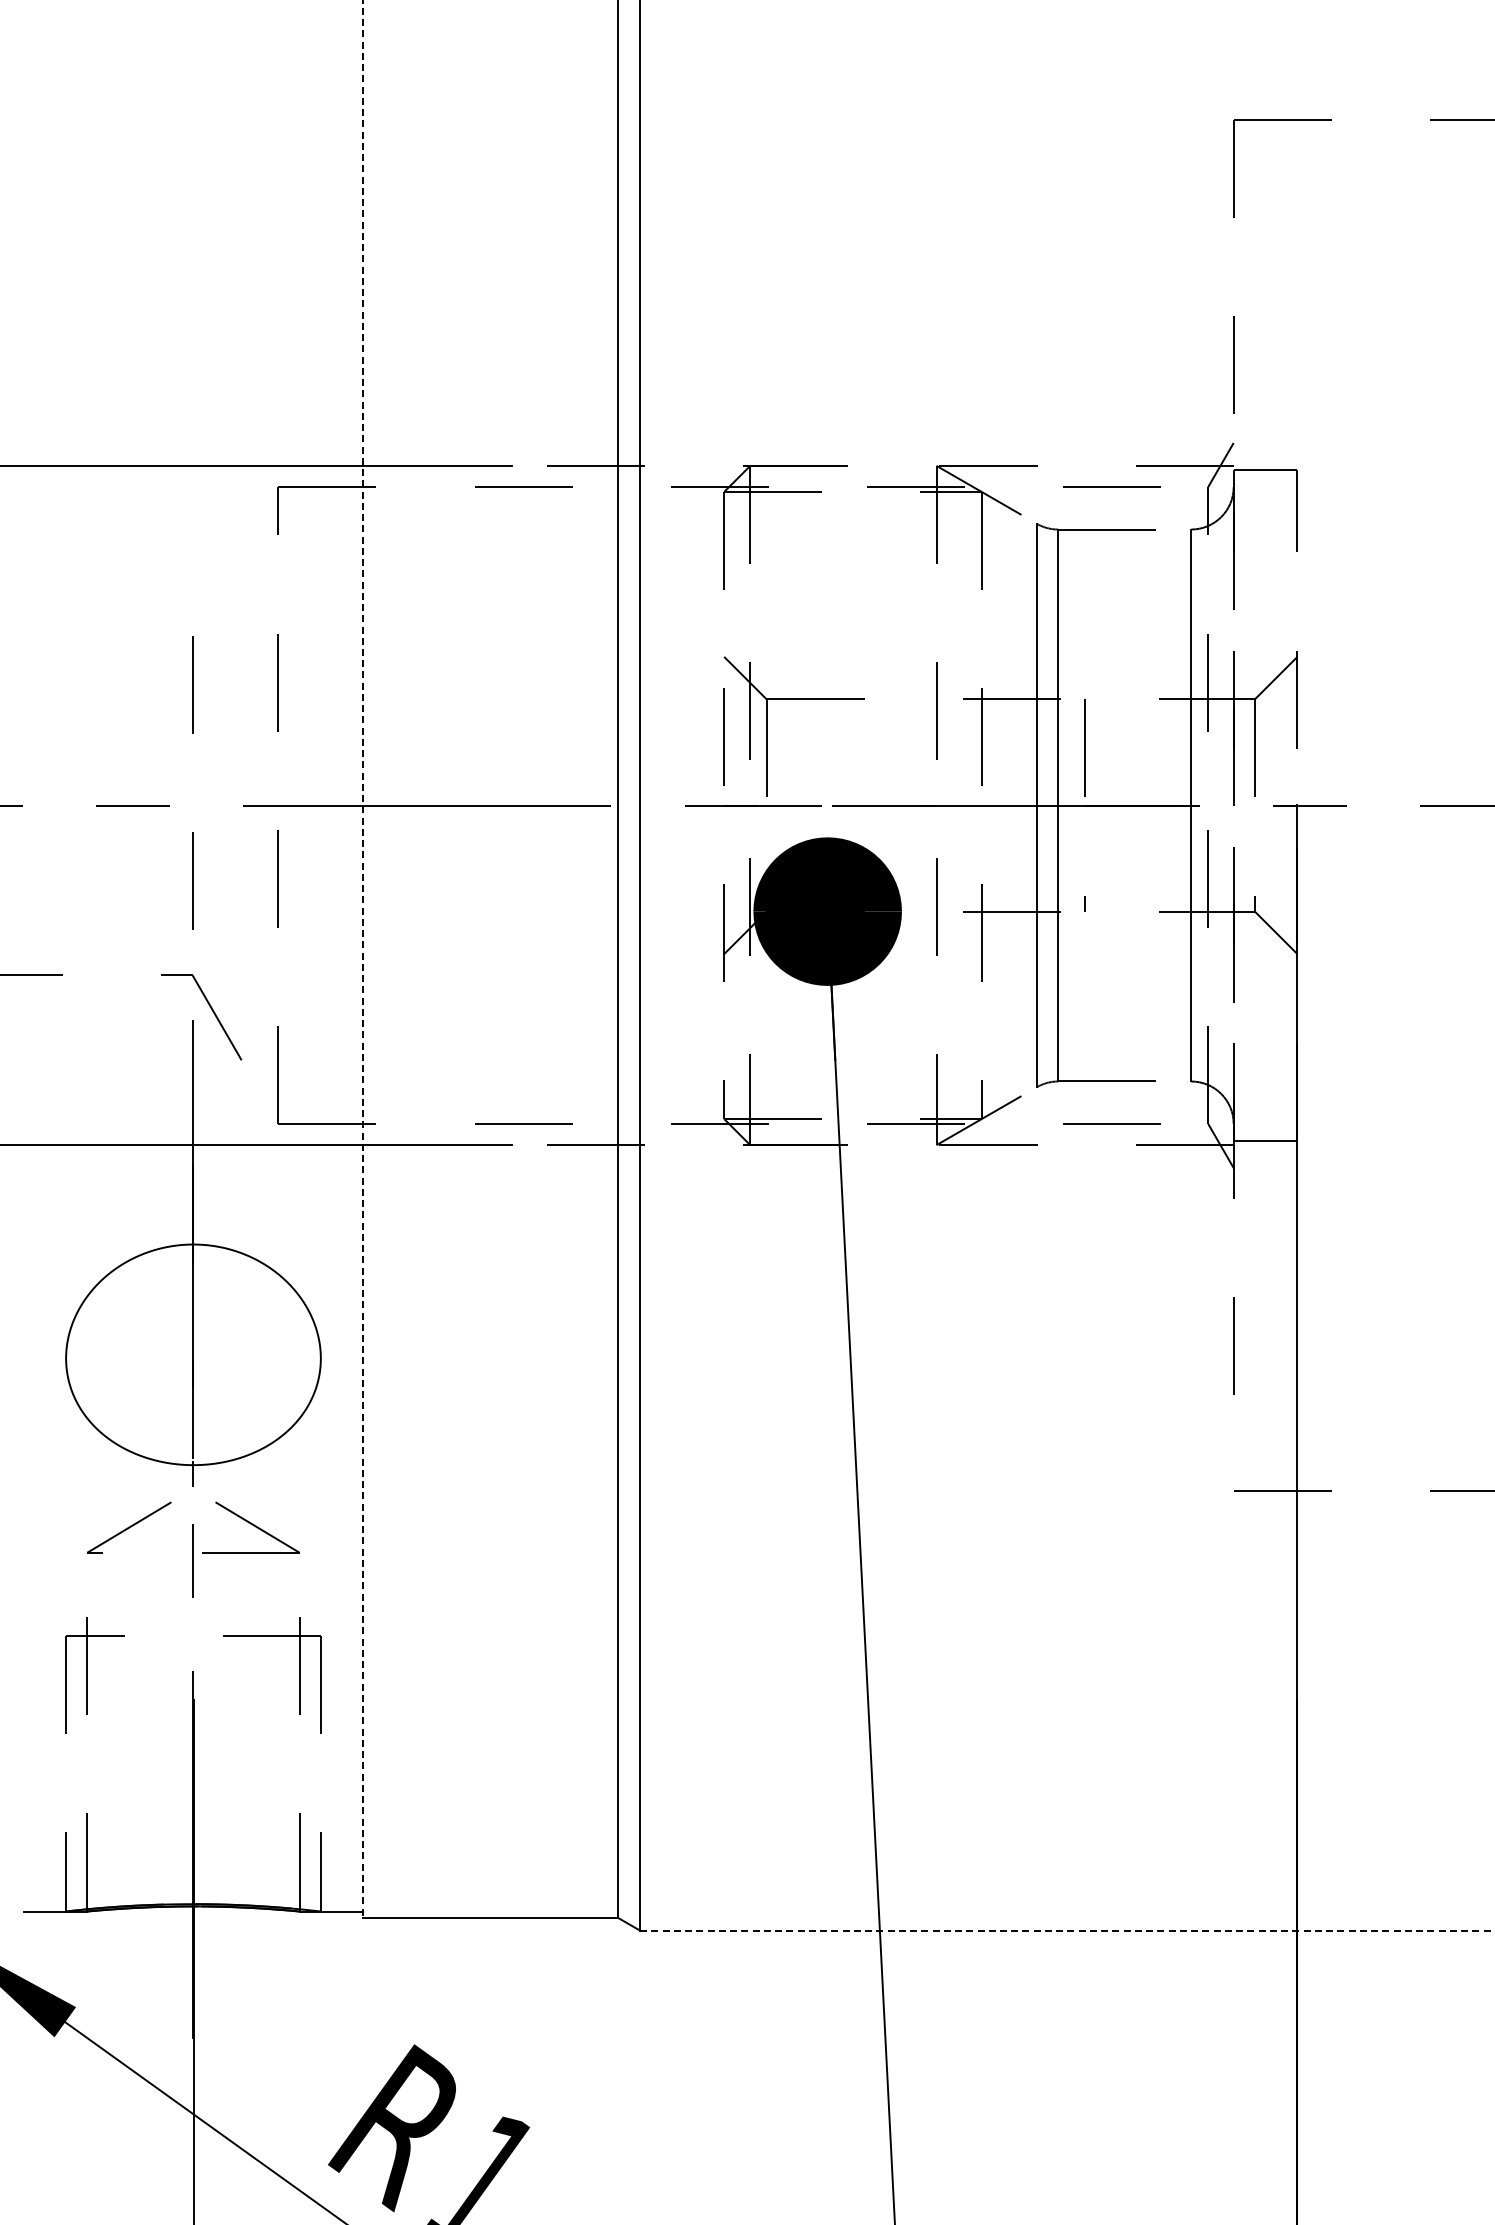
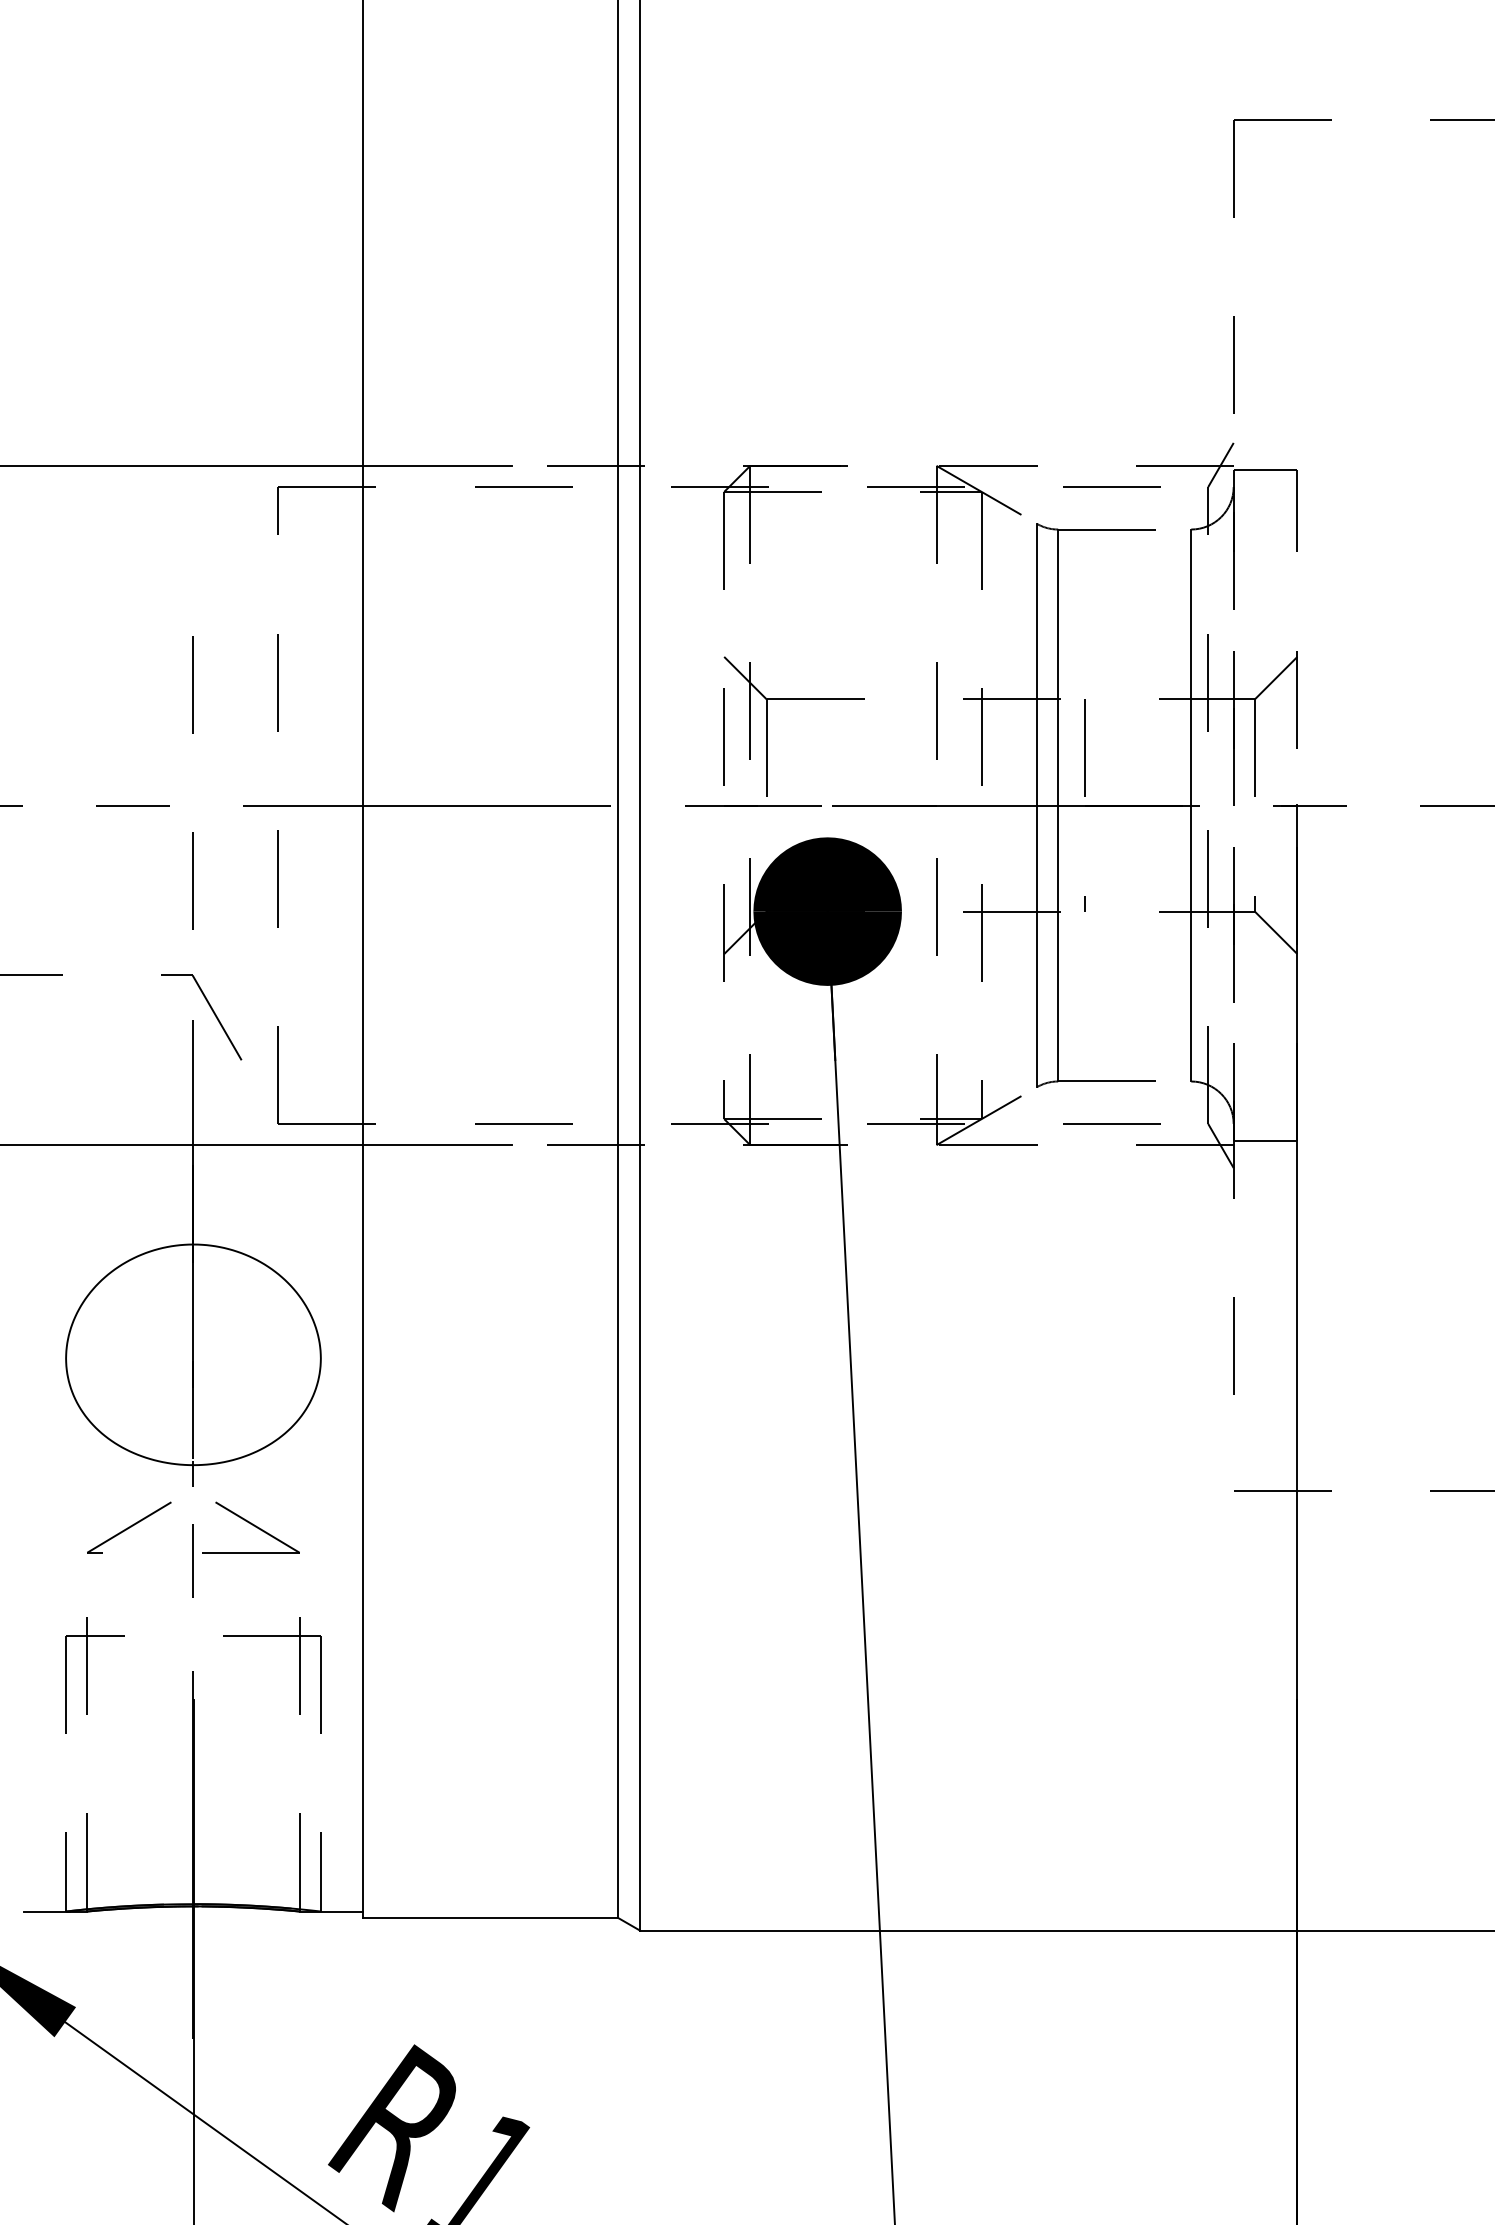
line: dashed -> solid (363, 959)
line: dashed -> solid (1067, 1930)
